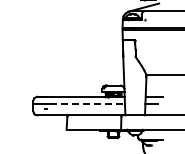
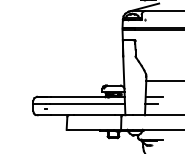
line position: (163, 75) -> (163, 81) (163, 81)
line: dashed -> solid (88, 104)
